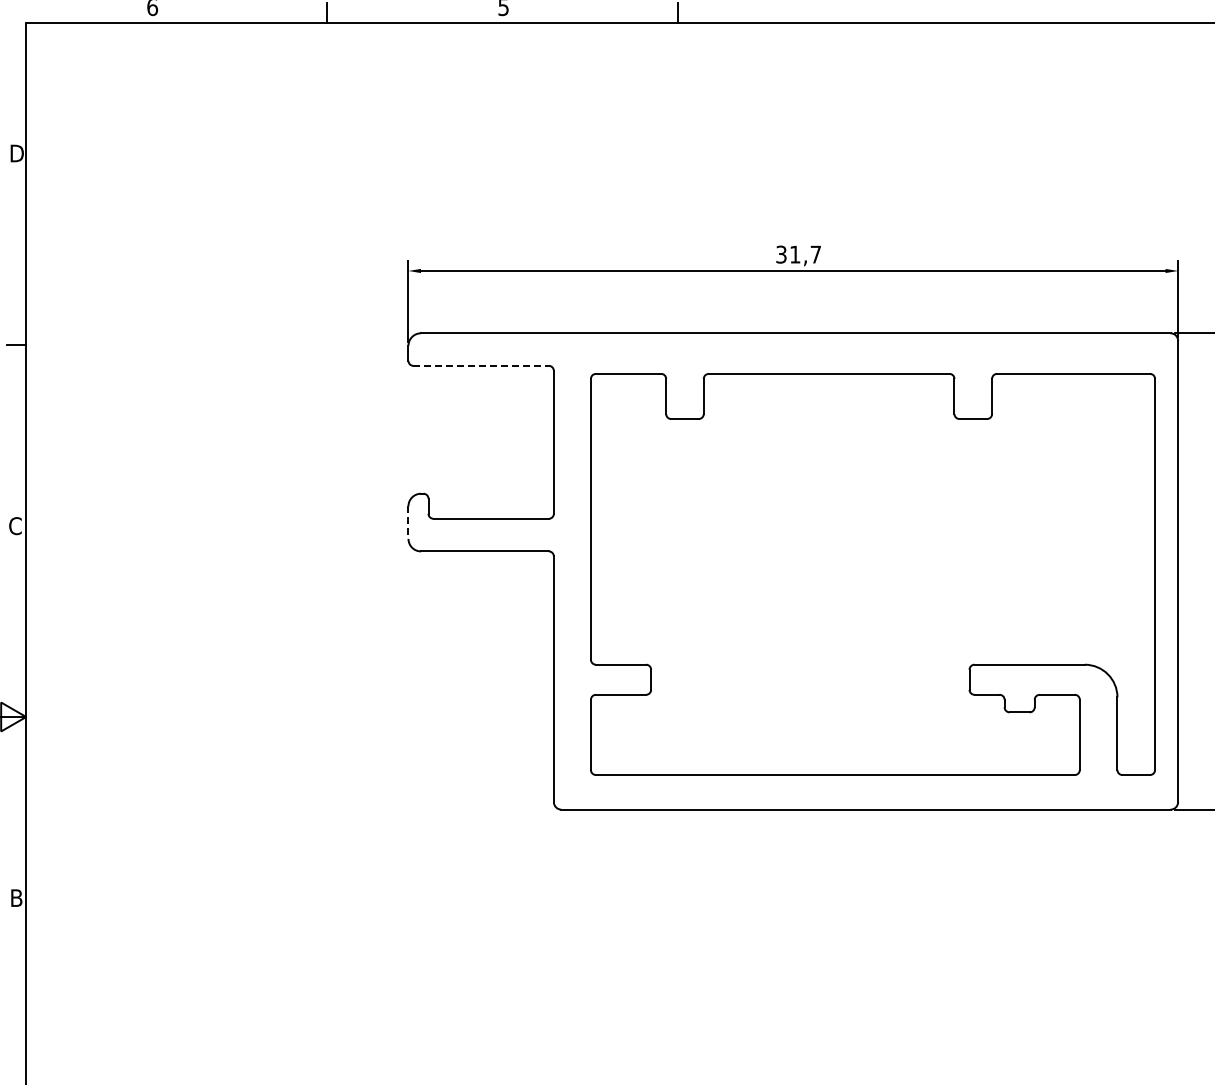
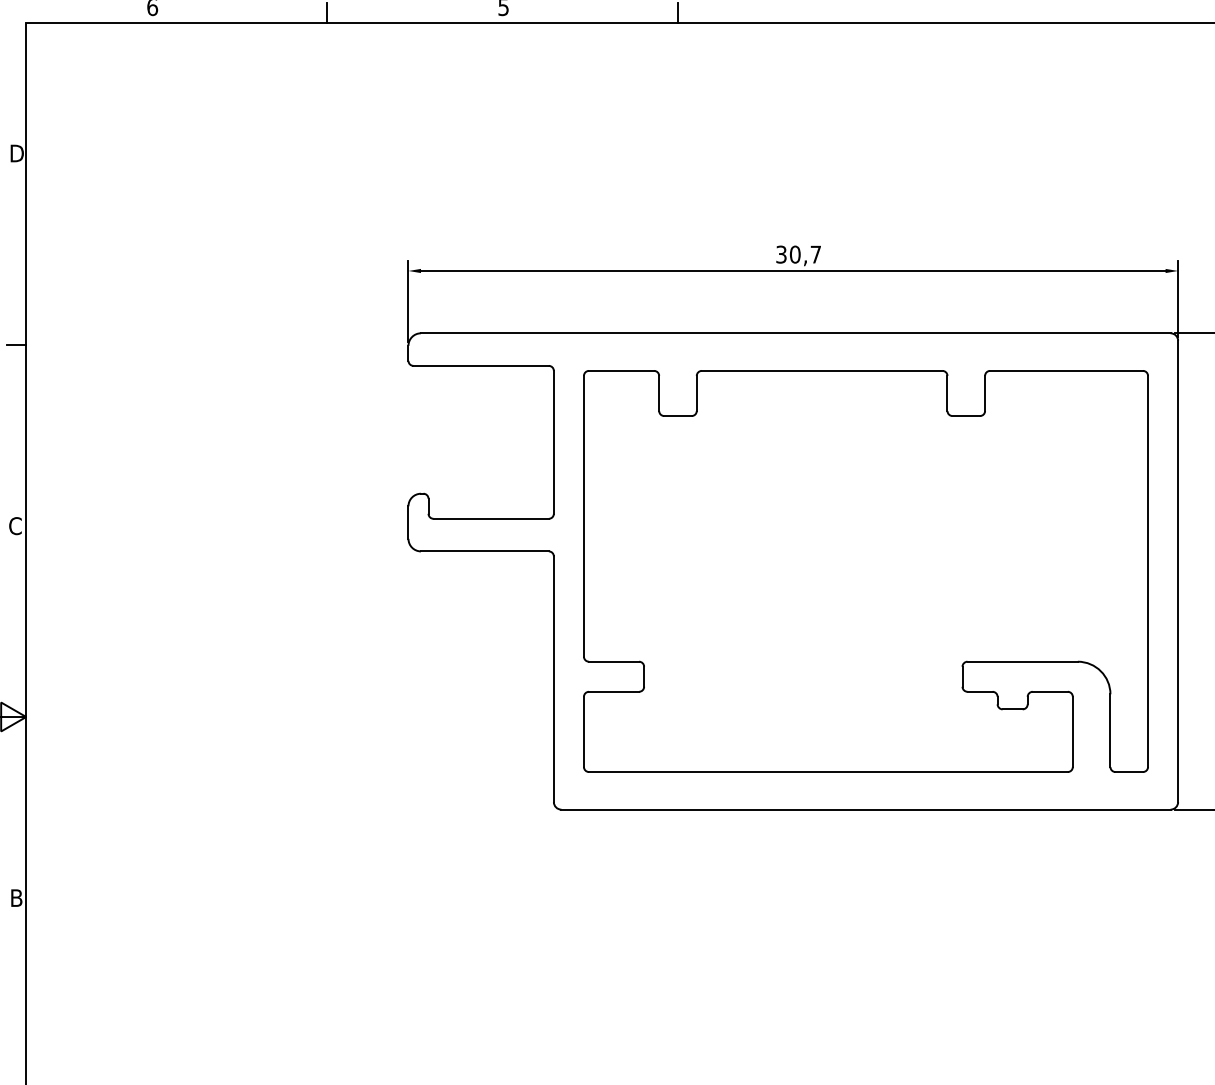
text: 31,7 -> 30,7 (794, 254)
line: dashed -> solid (481, 365)
line: dashed -> solid (408, 523)
part position: (872, 574) -> (865, 571) (865, 571)
